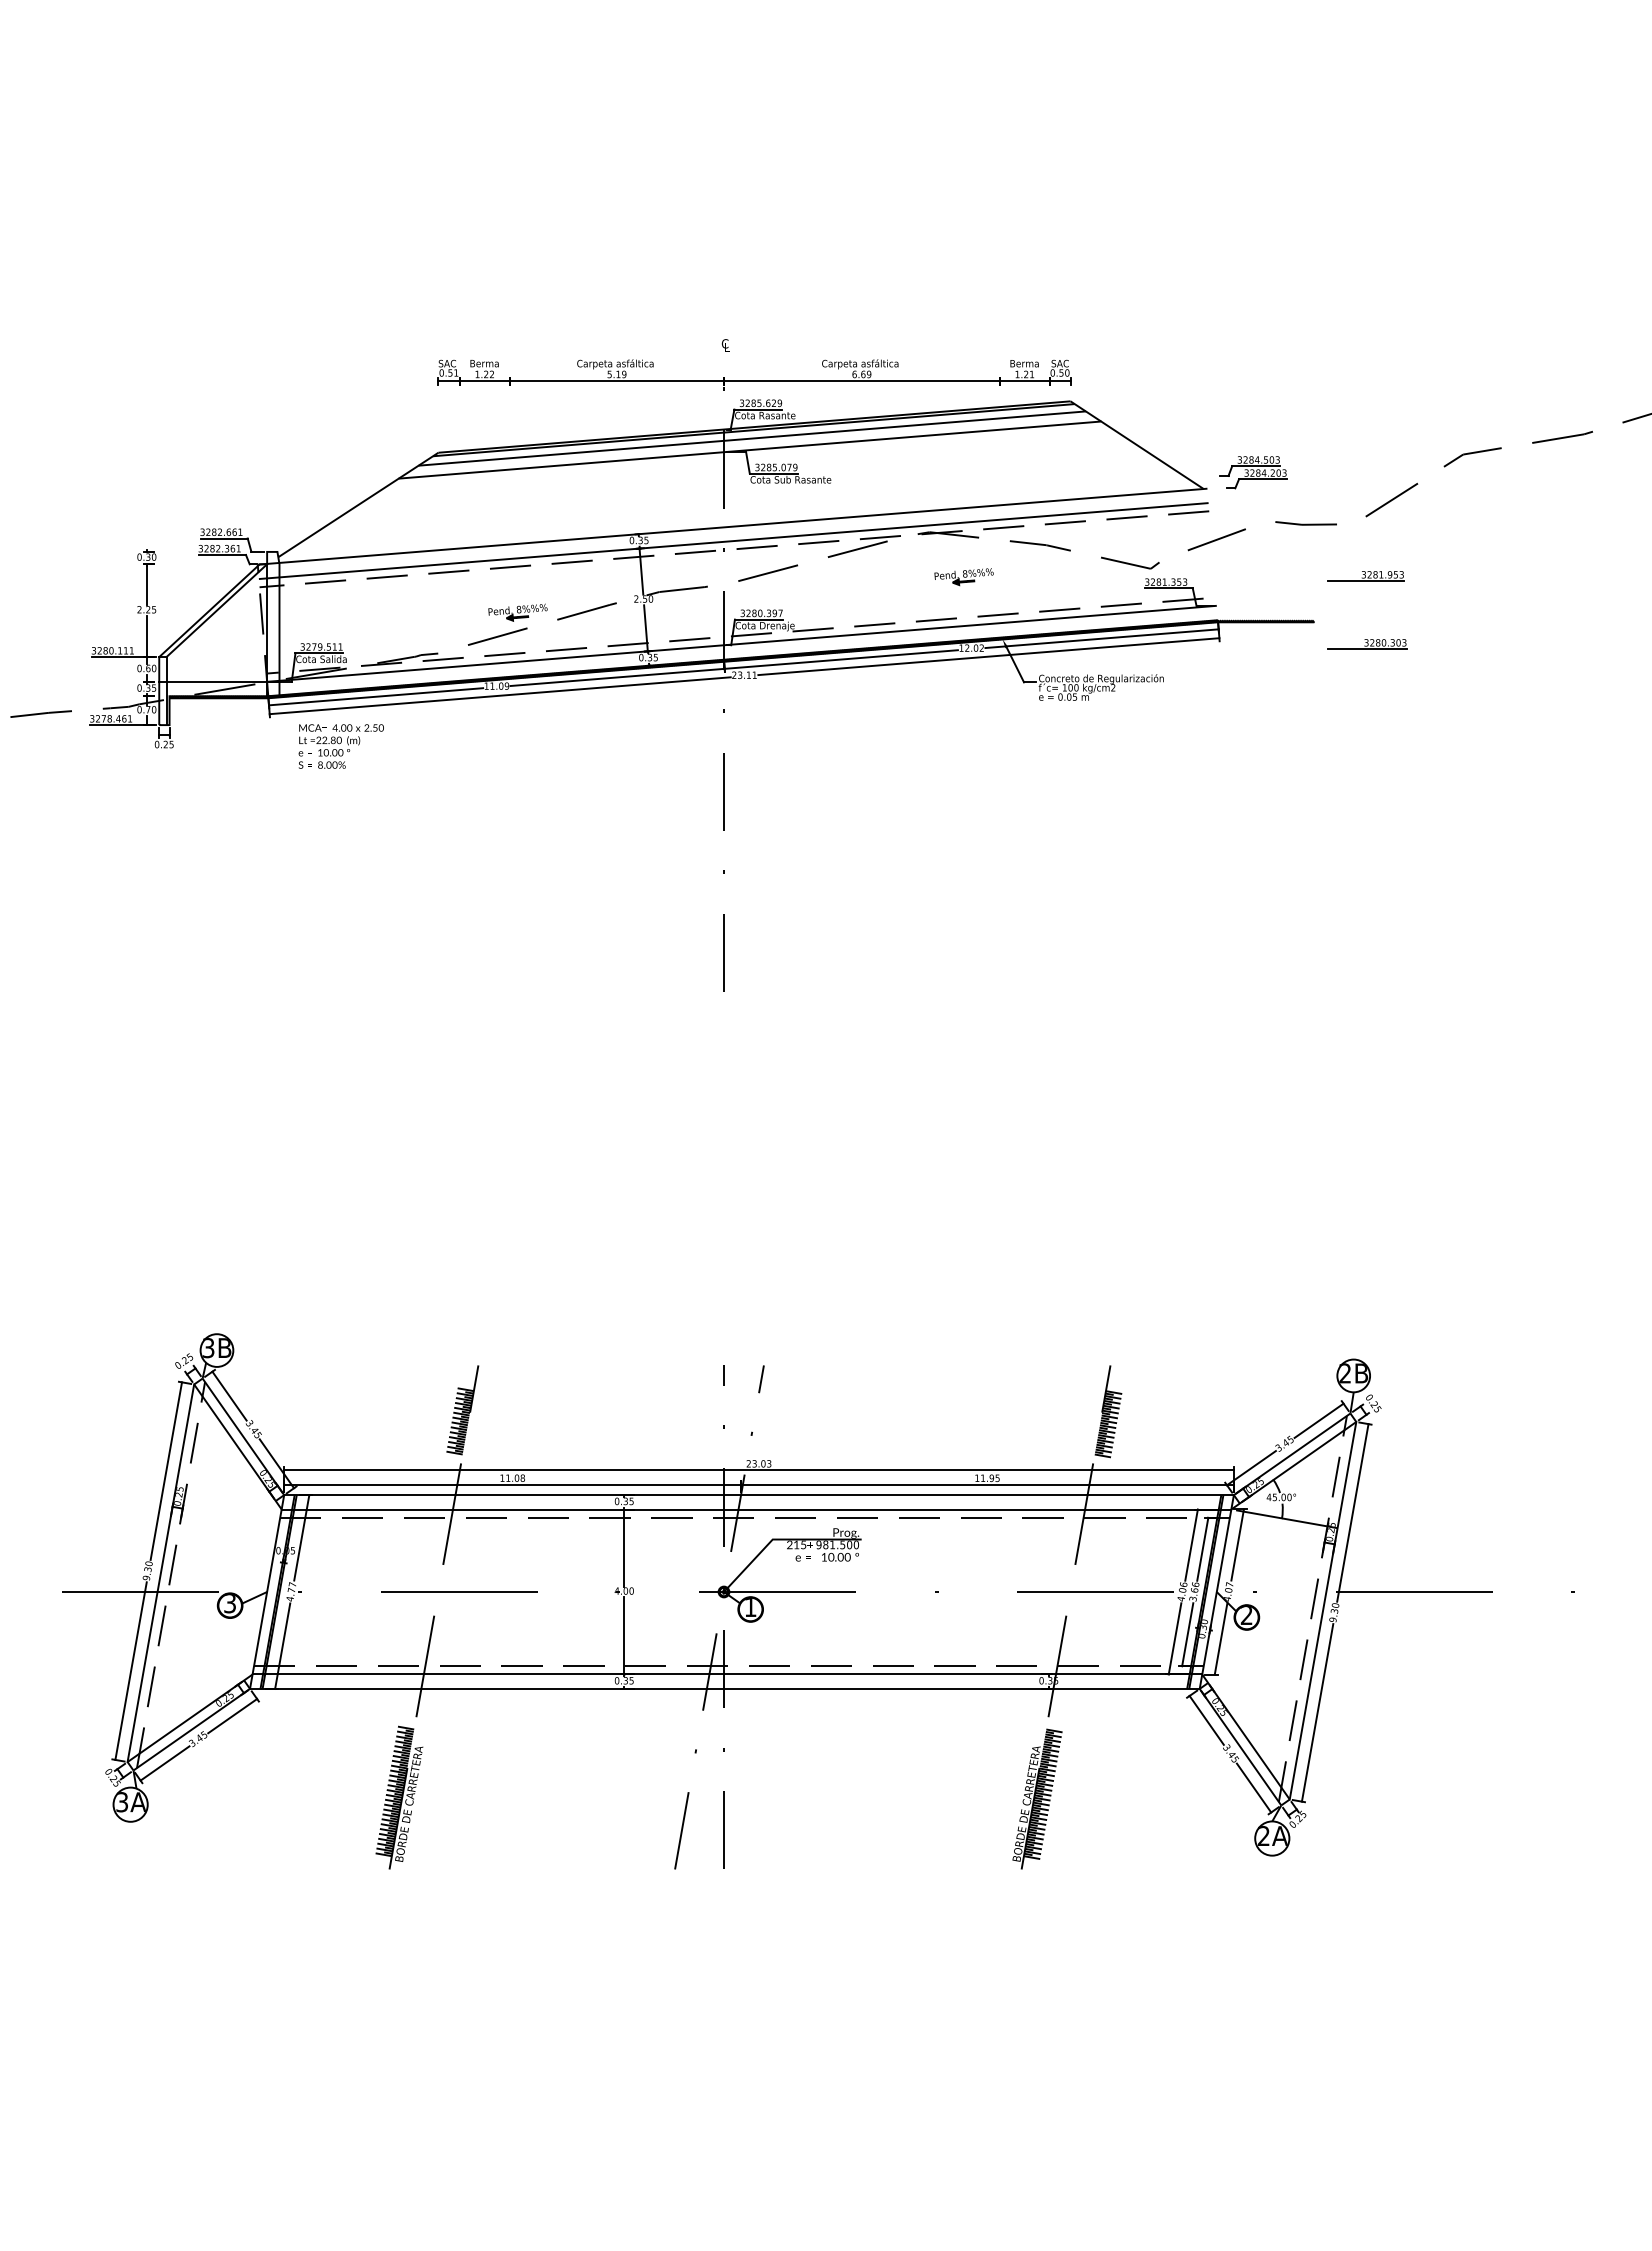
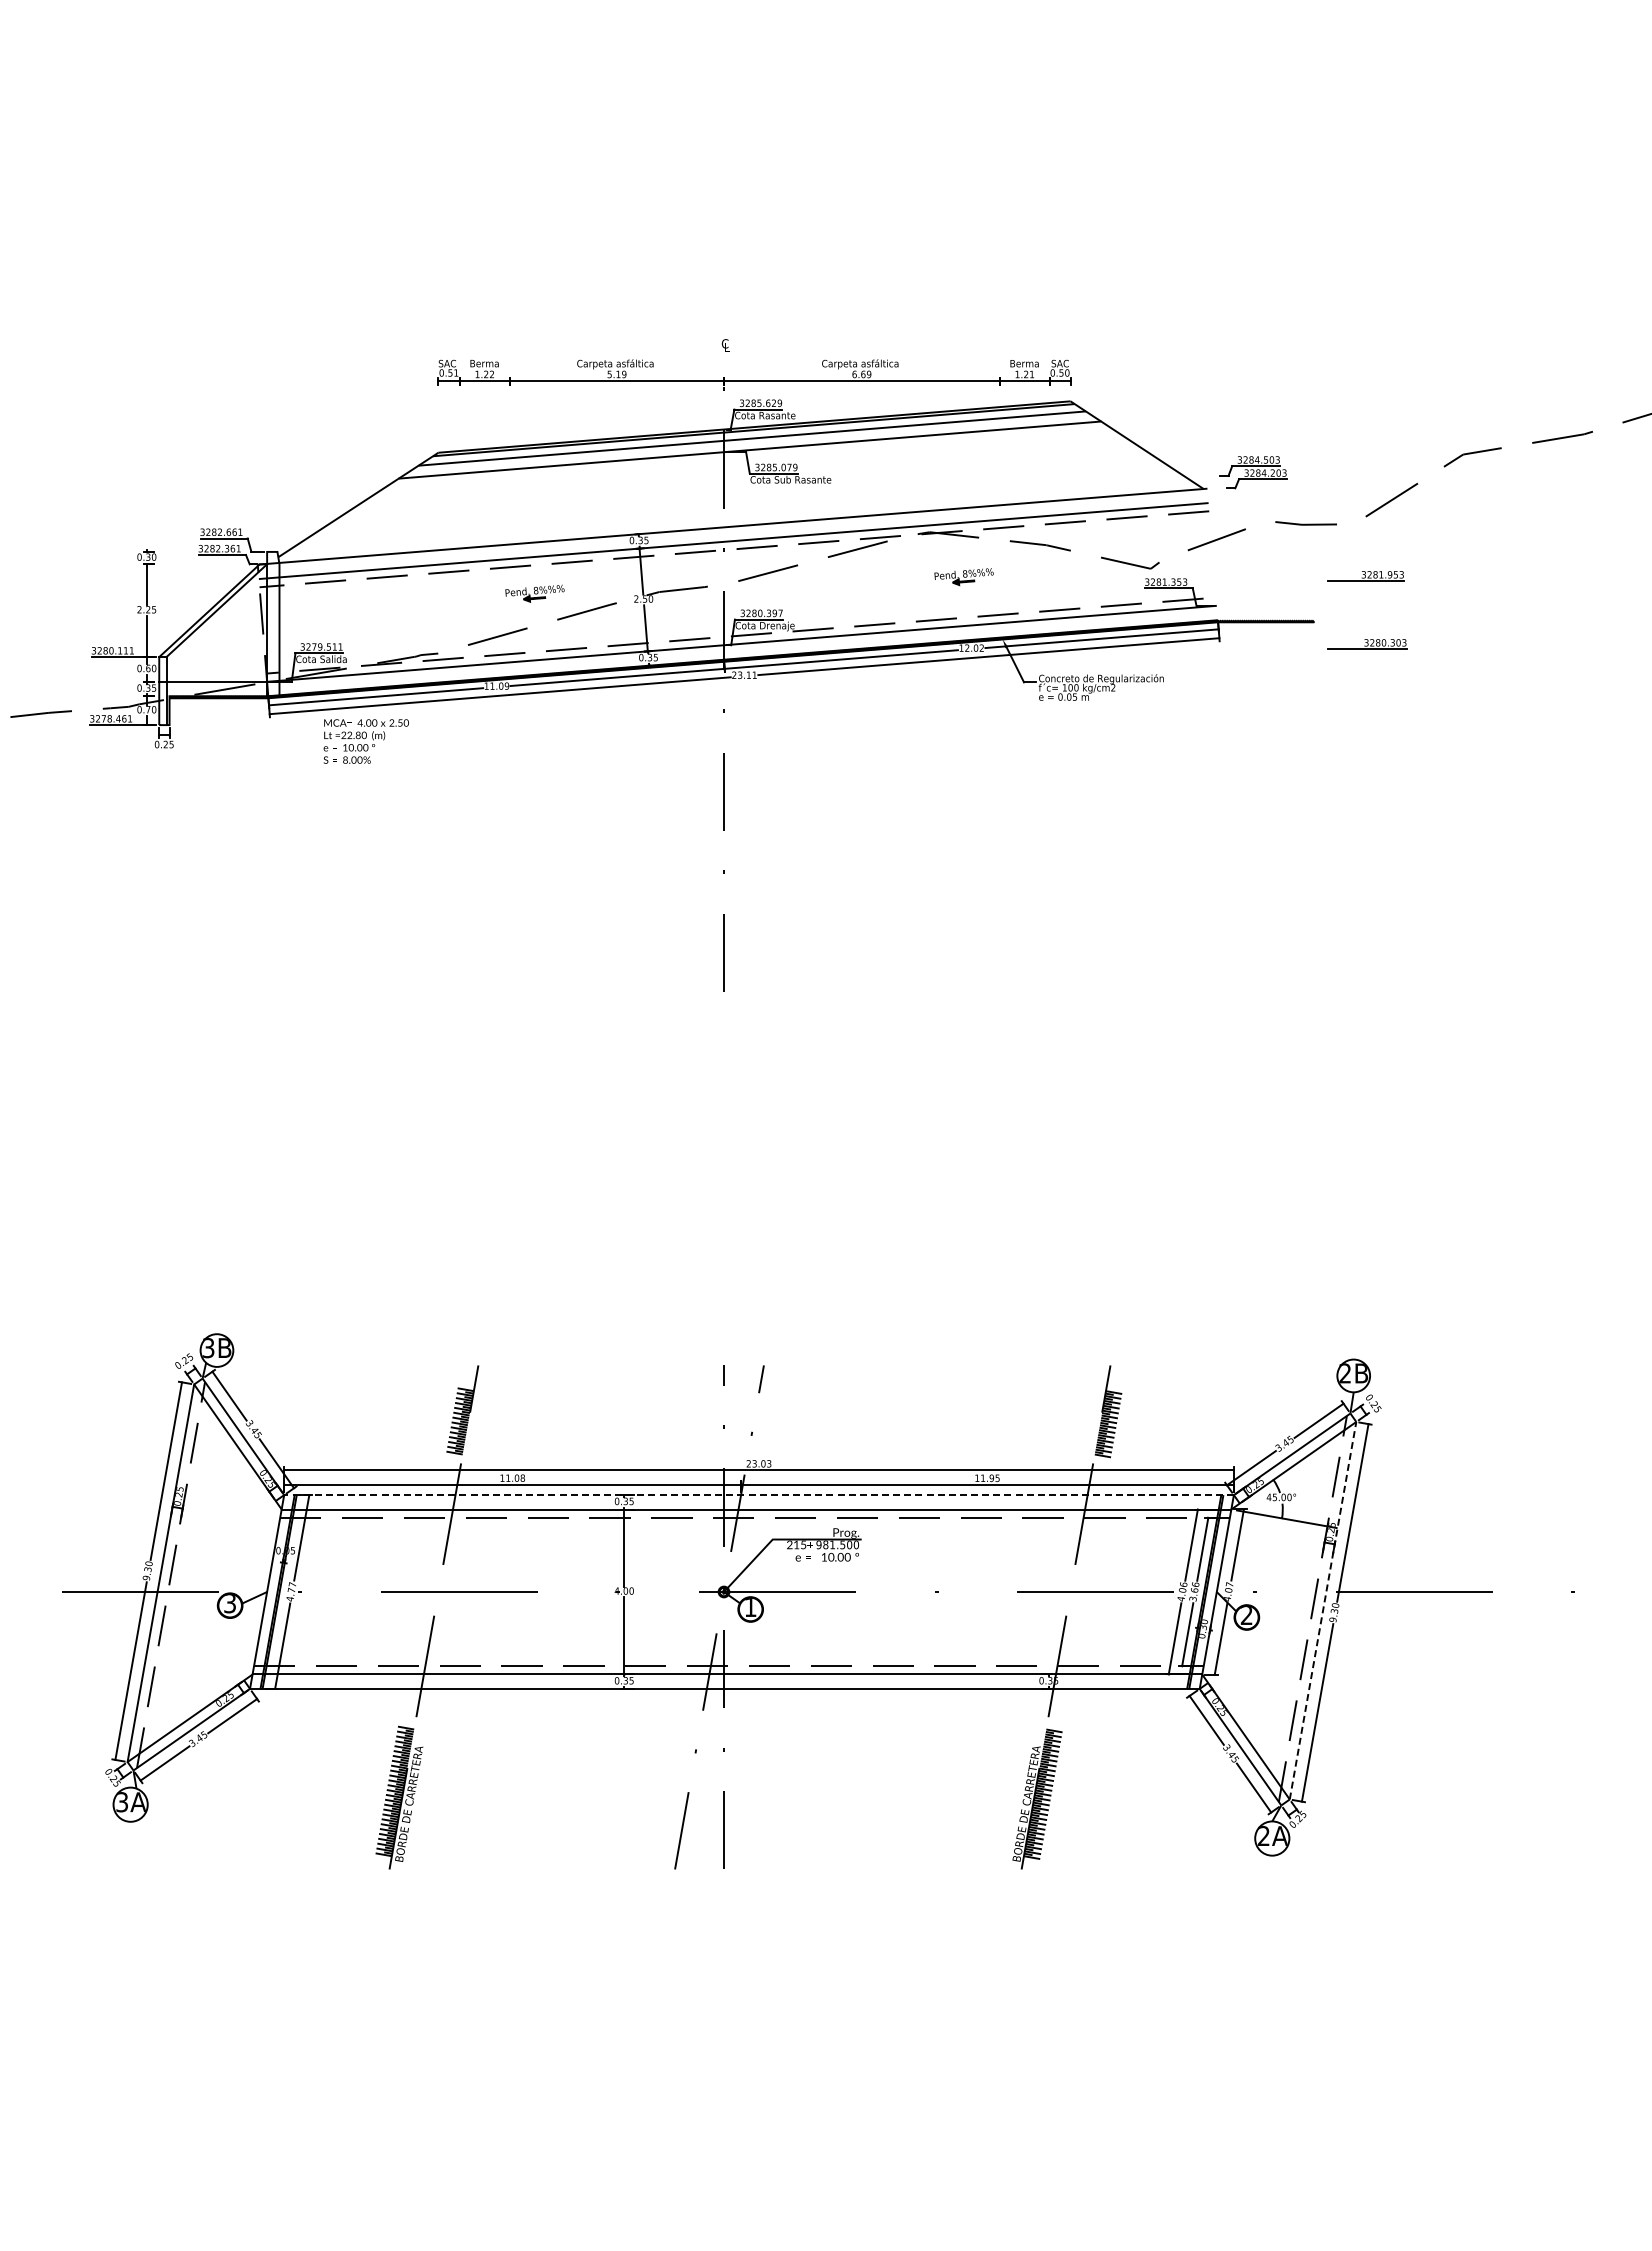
part position: (517, 612) -> (534, 593) (534, 593)
text position: (340, 746) -> (365, 741) (365, 741)
line: solid -> dashed (759, 1495)
line: solid -> dashed (1323, 1610)
